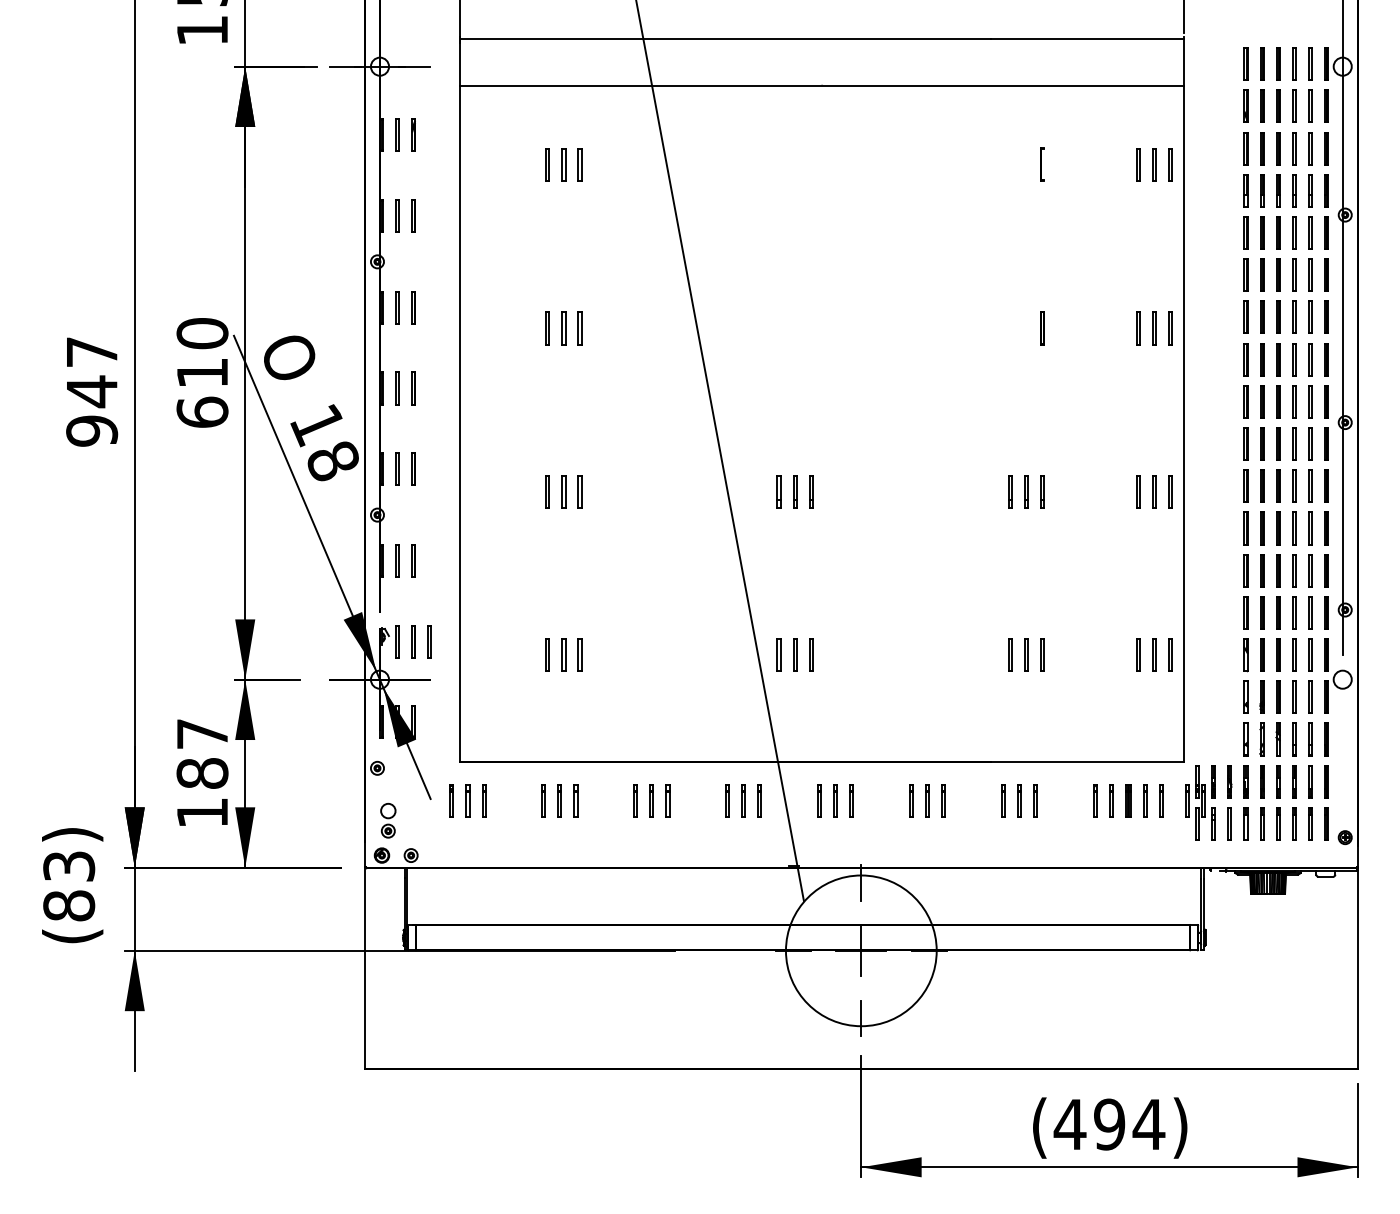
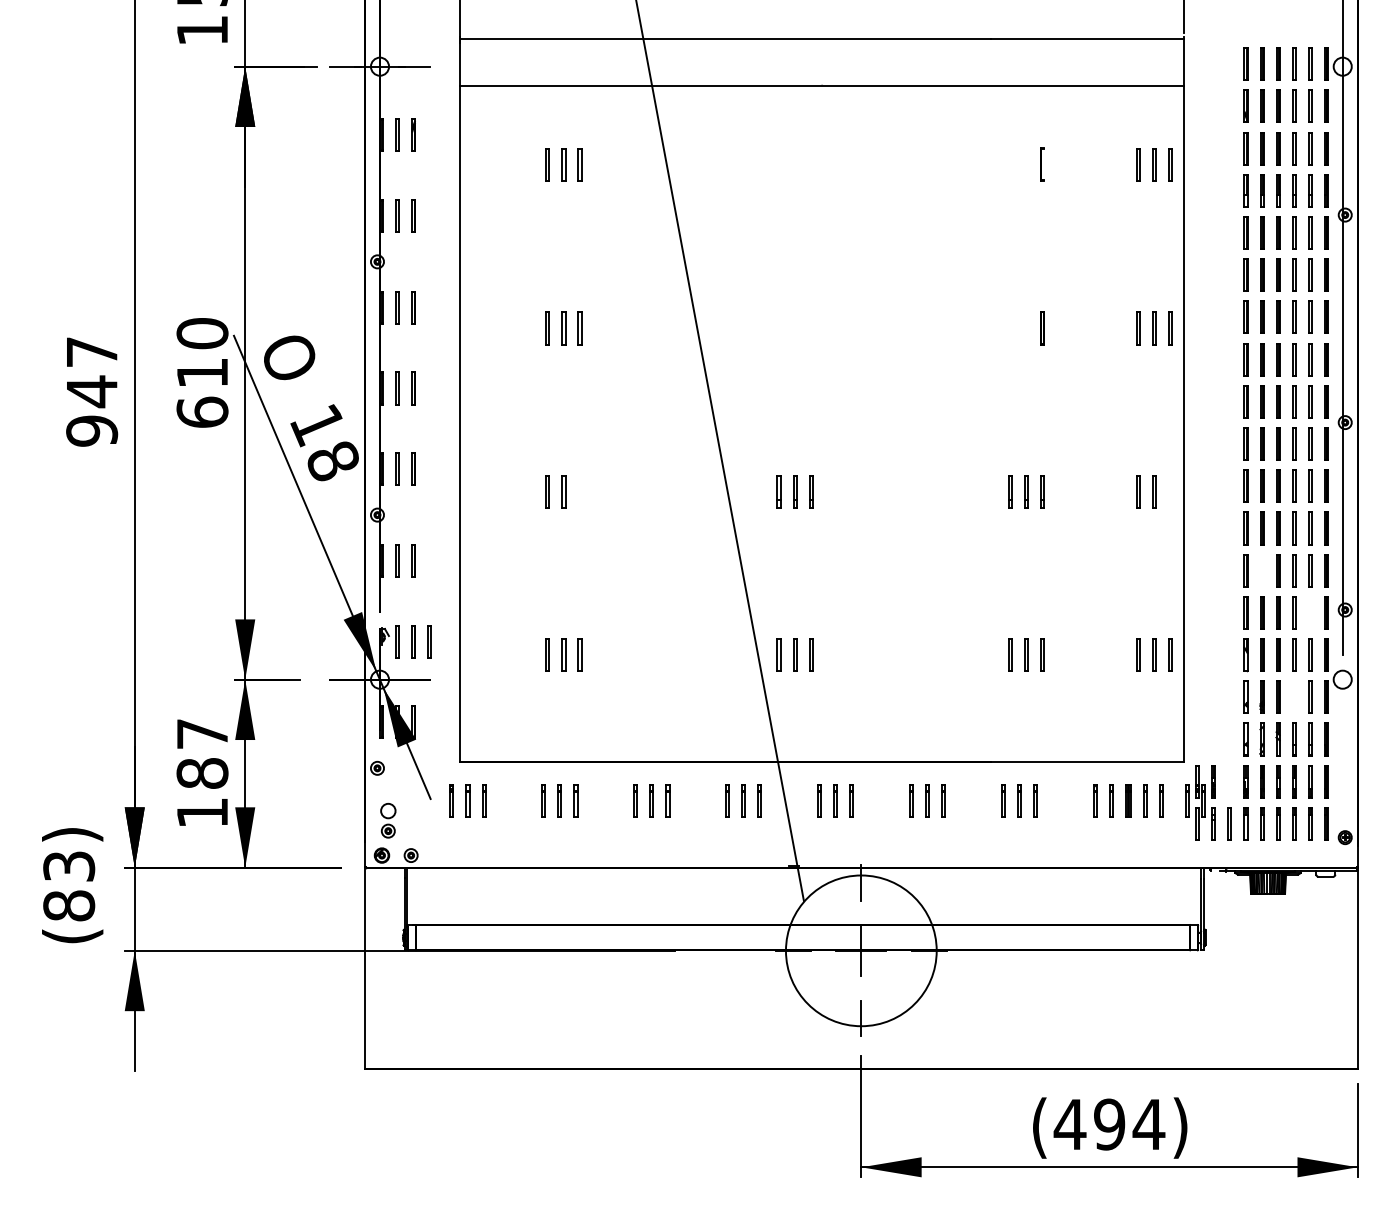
part: present -> none (579, 491)
line: present -> none (1169, 491)
line: present -> none (1262, 570)
line: present -> none (1309, 612)
line: present -> none (1293, 696)
part: present -> none (1229, 781)
